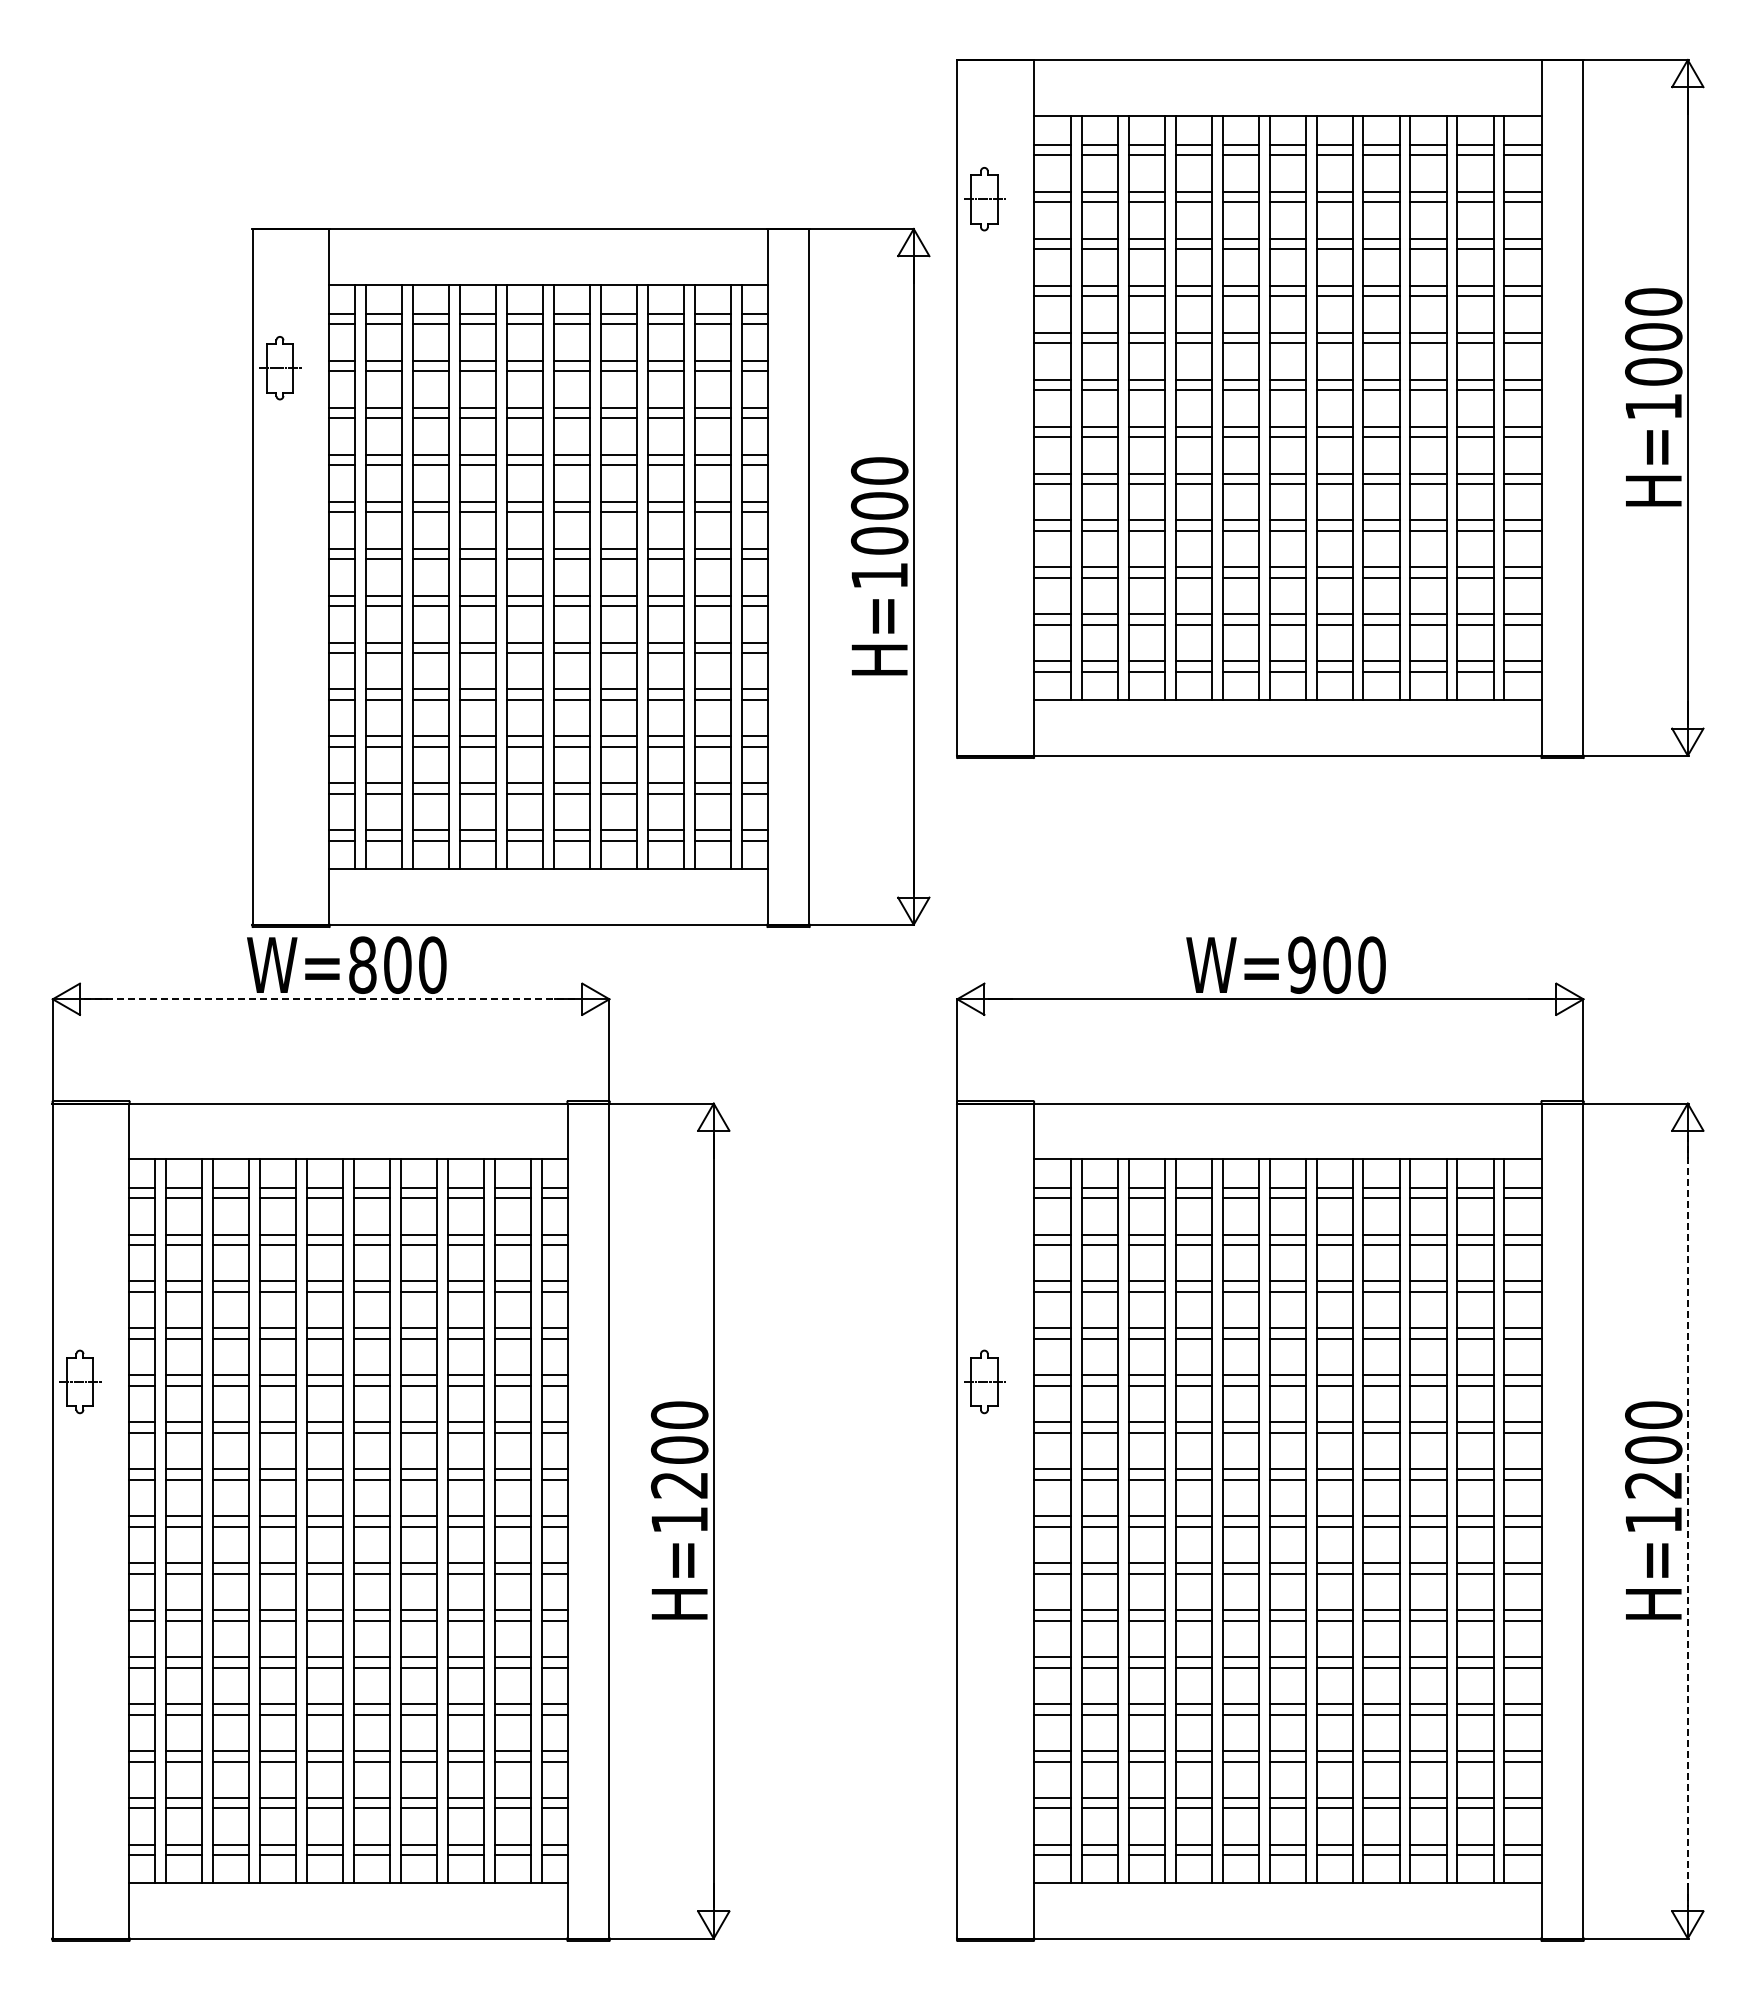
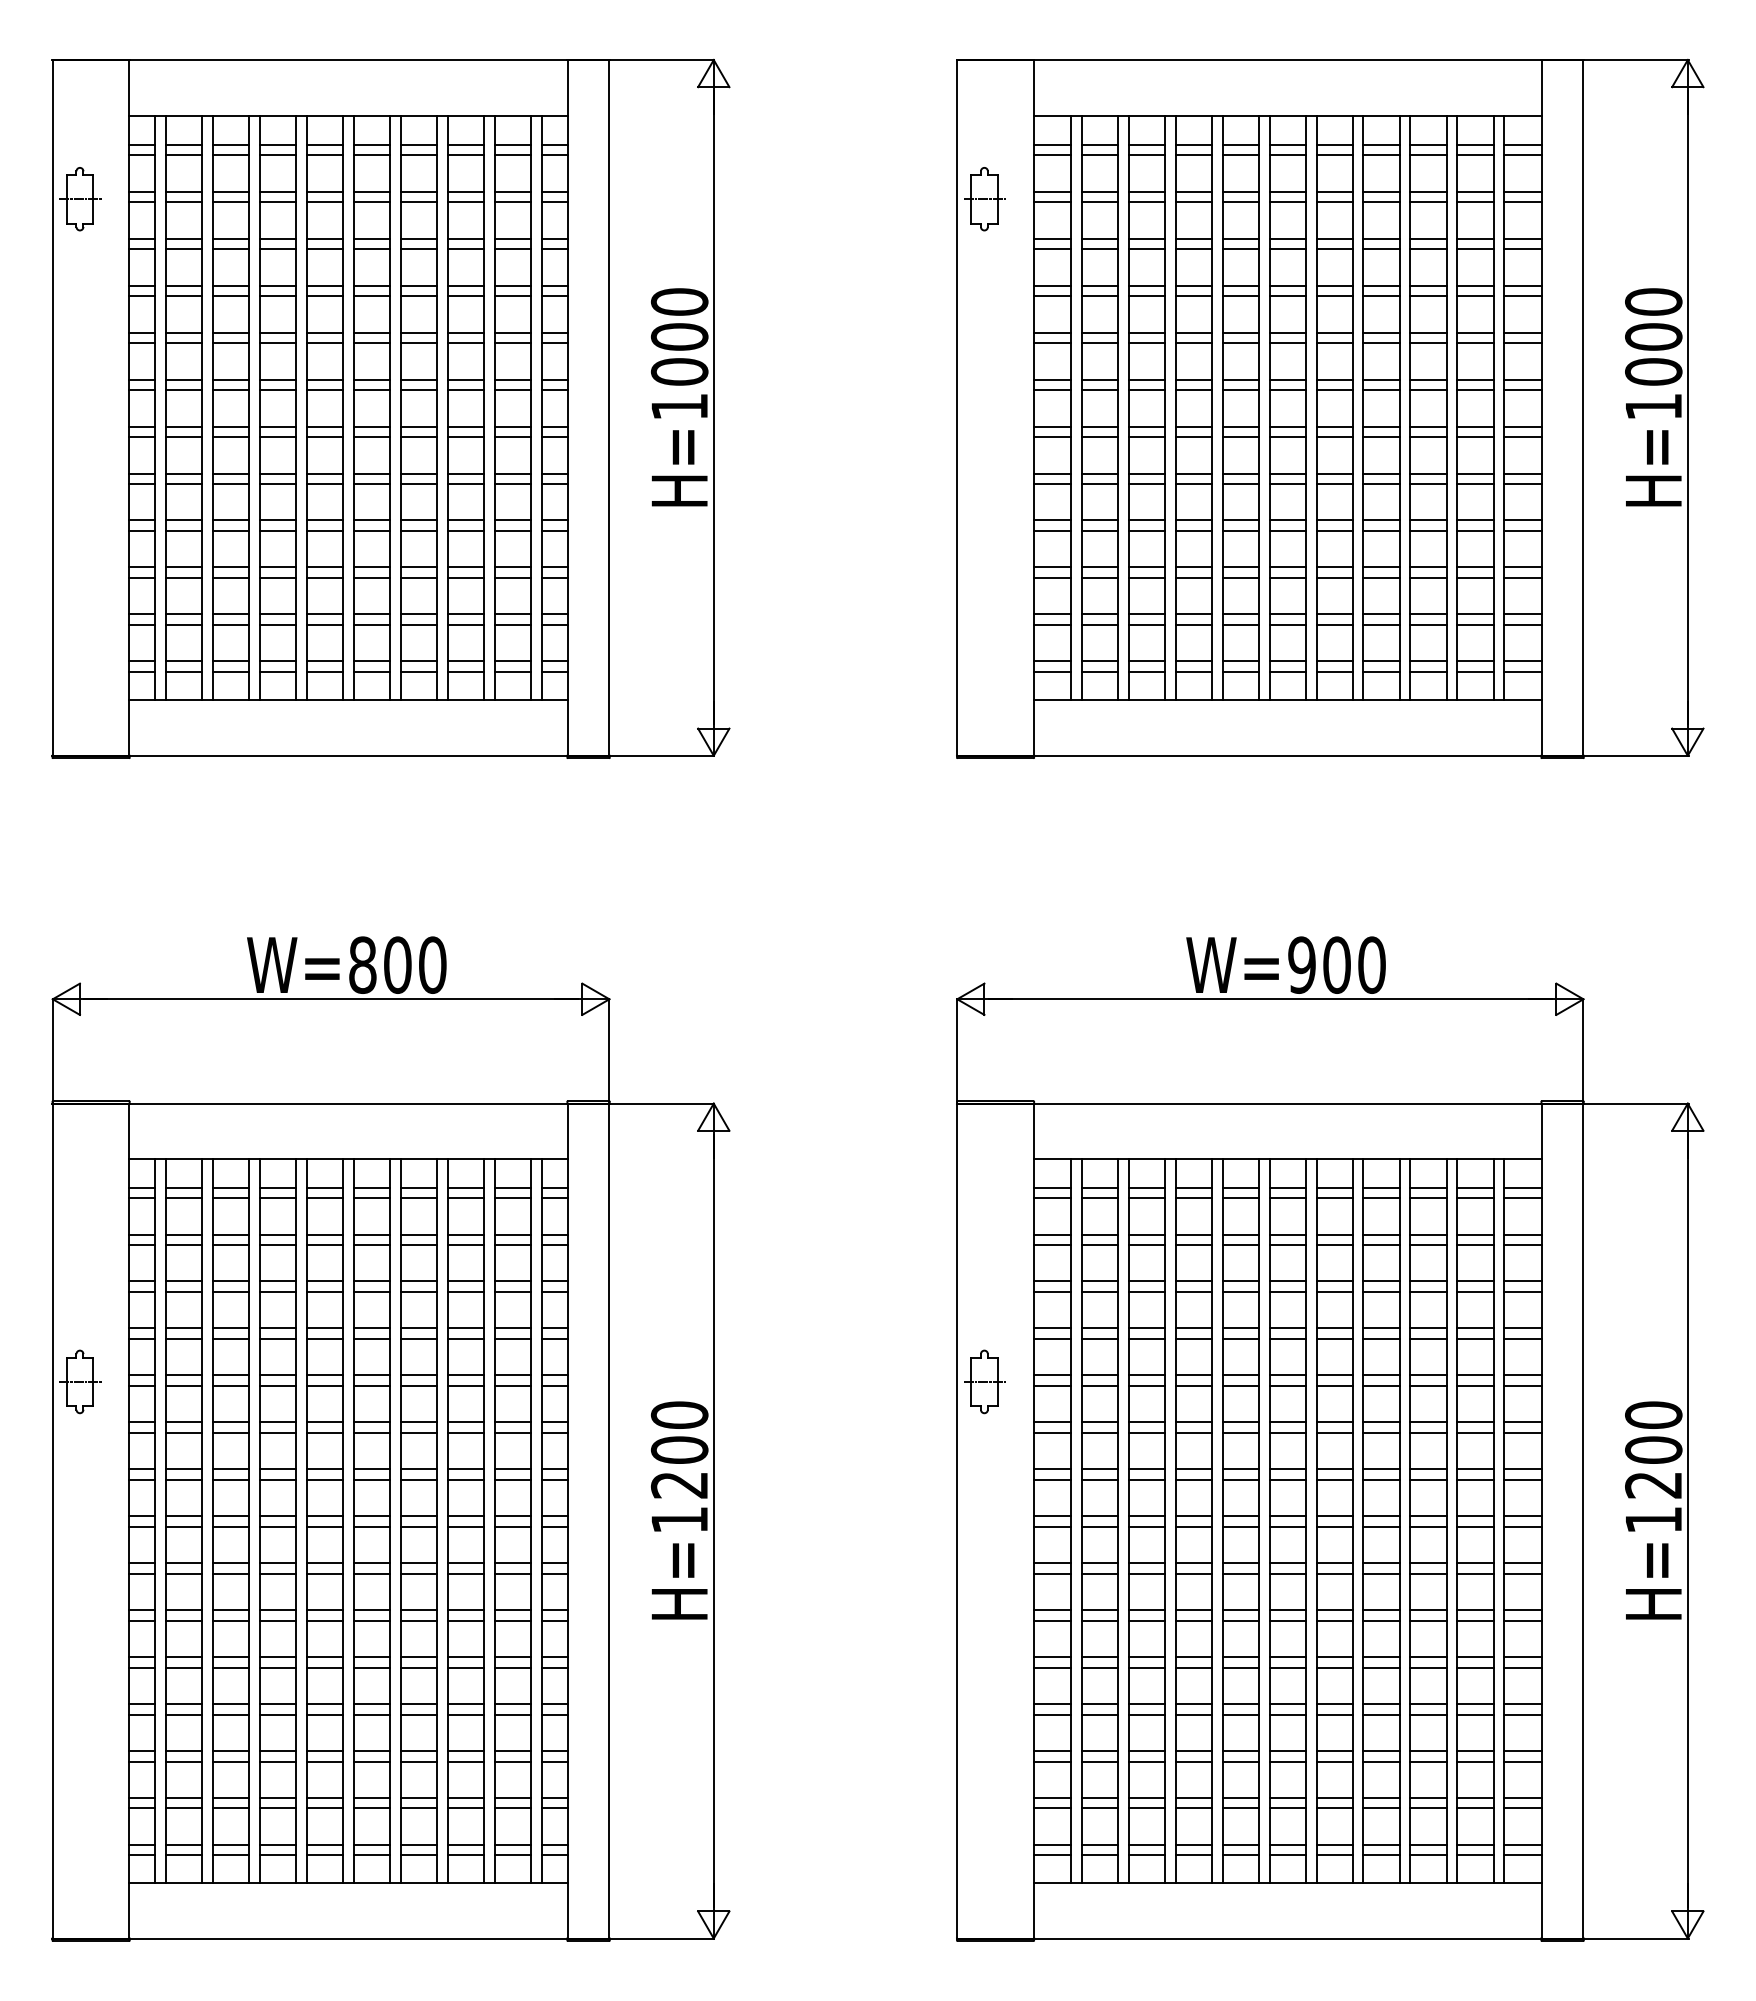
part position: (590, 577) -> (390, 408) (390, 408)
line: dashed -> solid (331, 999)
line: dashed -> solid (1687, 1521)
